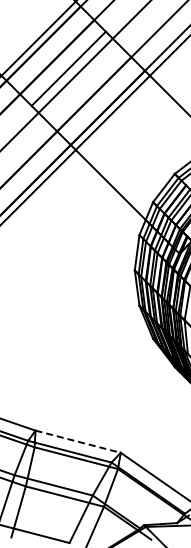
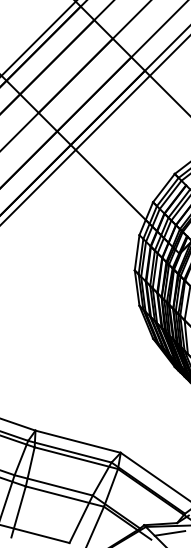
line position: (68, 68) -> (75, 75) (75, 75)
line: dashed -> solid (78, 441)
line: none -> present (169, 533)
